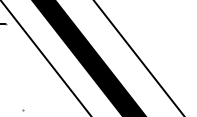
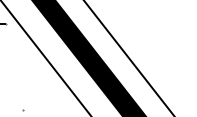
line position: (138, 57) -> (128, 57) (128, 57)
